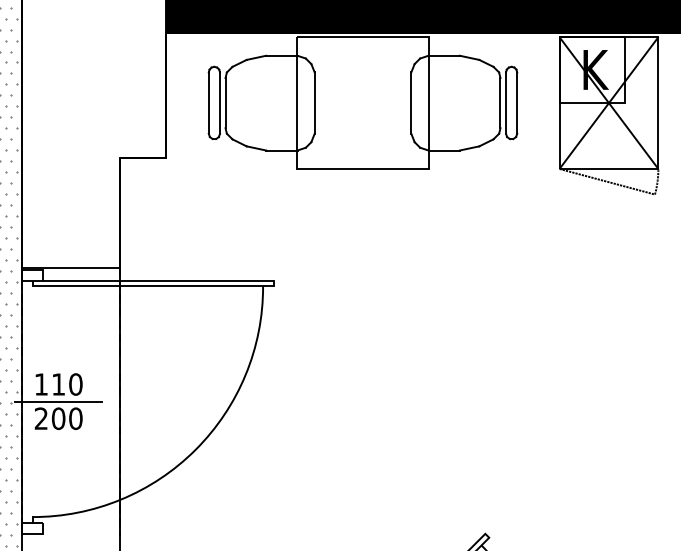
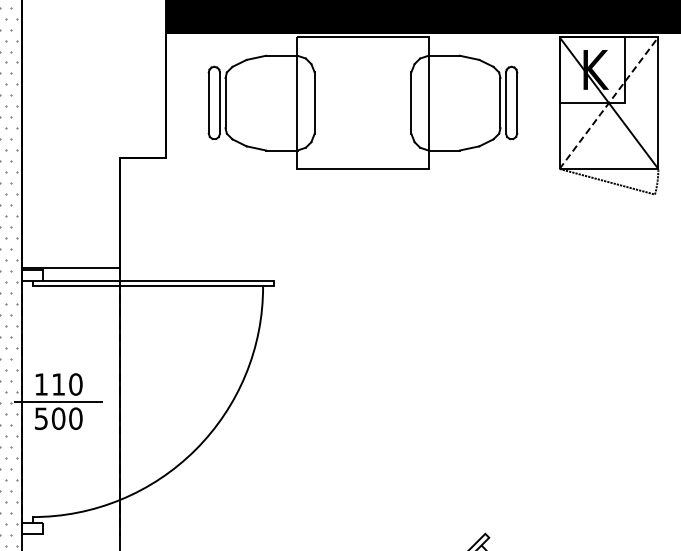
line: solid -> dashed (609, 102)
text: 200 -> 500 (40, 418)
